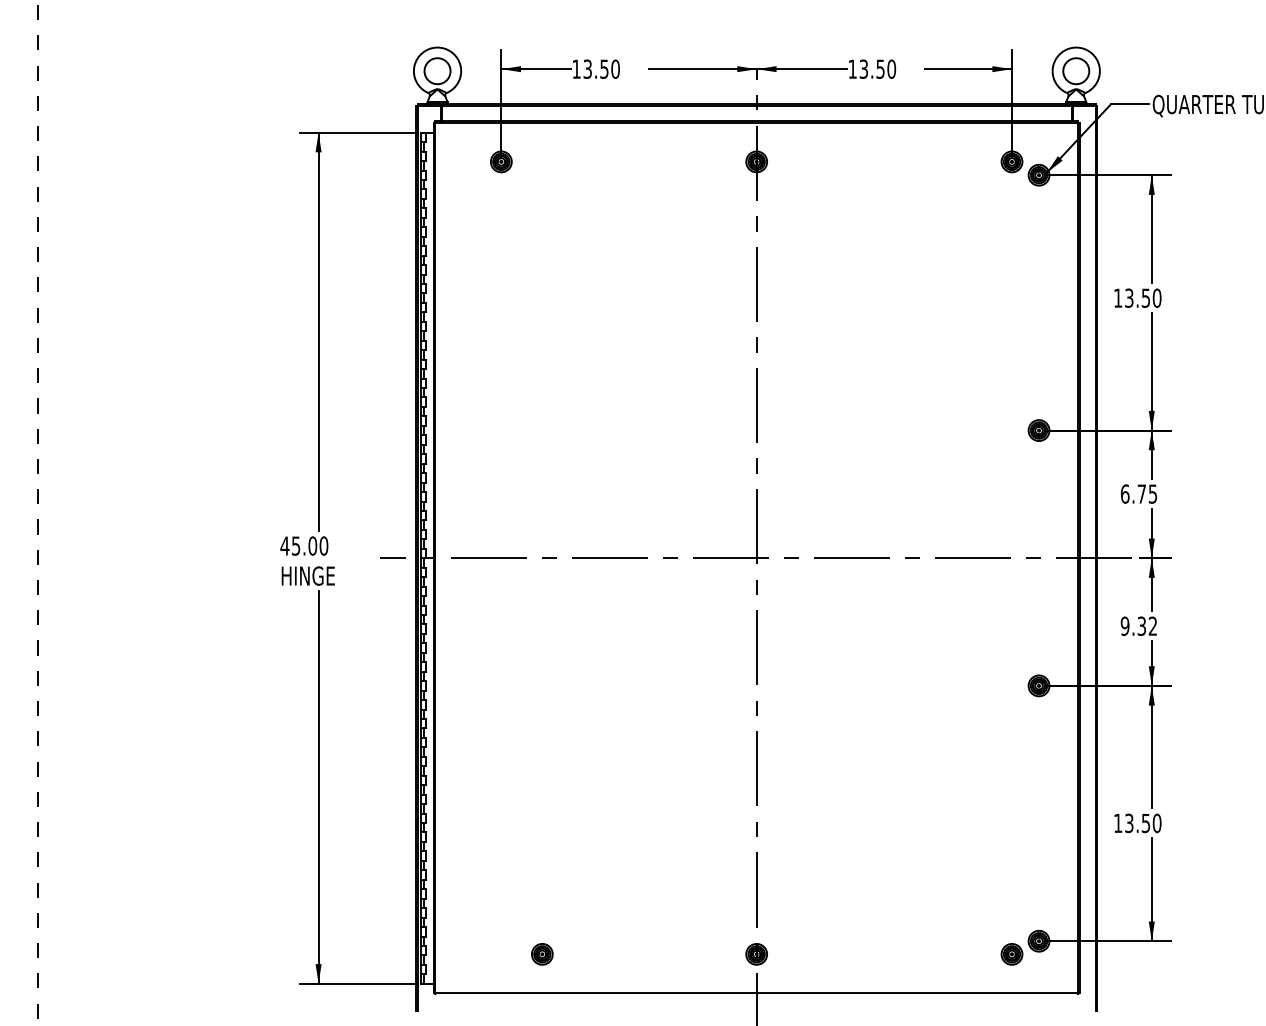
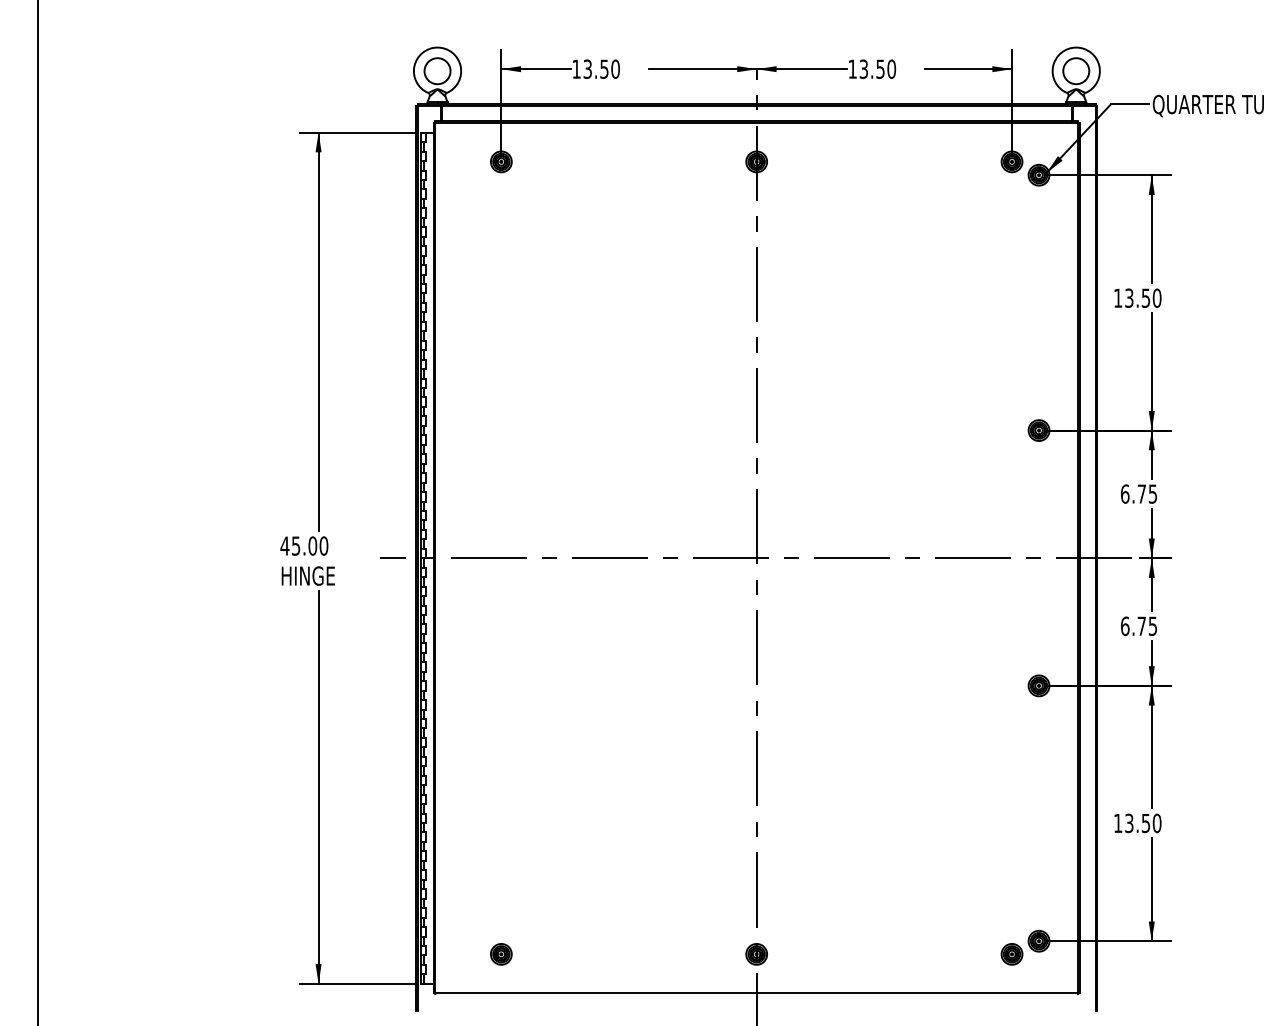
line: dashed -> solid (37, 512)
text: 9.32 -> 6.75 (1138, 625)
part position: (542, 954) -> (501, 954) (501, 954)
